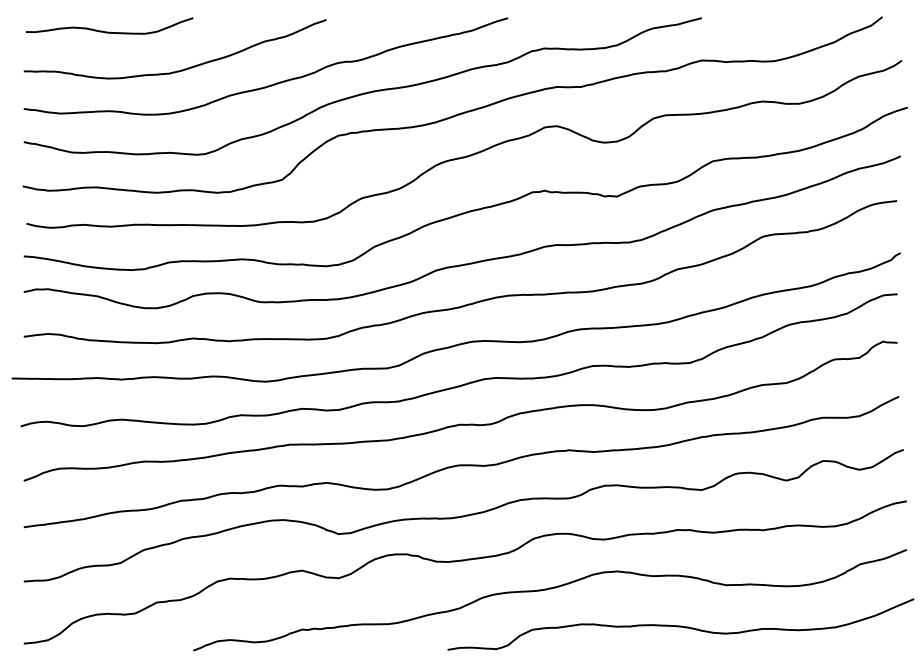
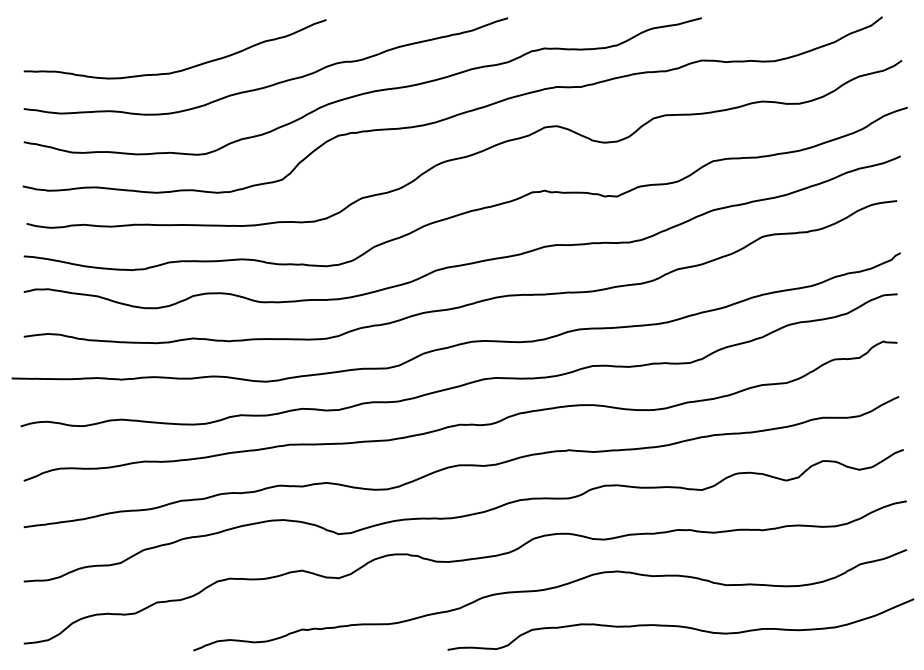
curve: present -> none (109, 31)
